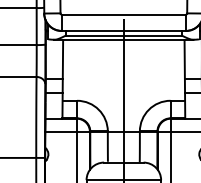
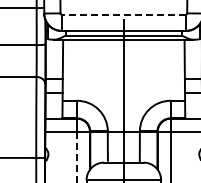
line: solid -> dashed (123, 14)
line: solid -> dashed (76, 157)
